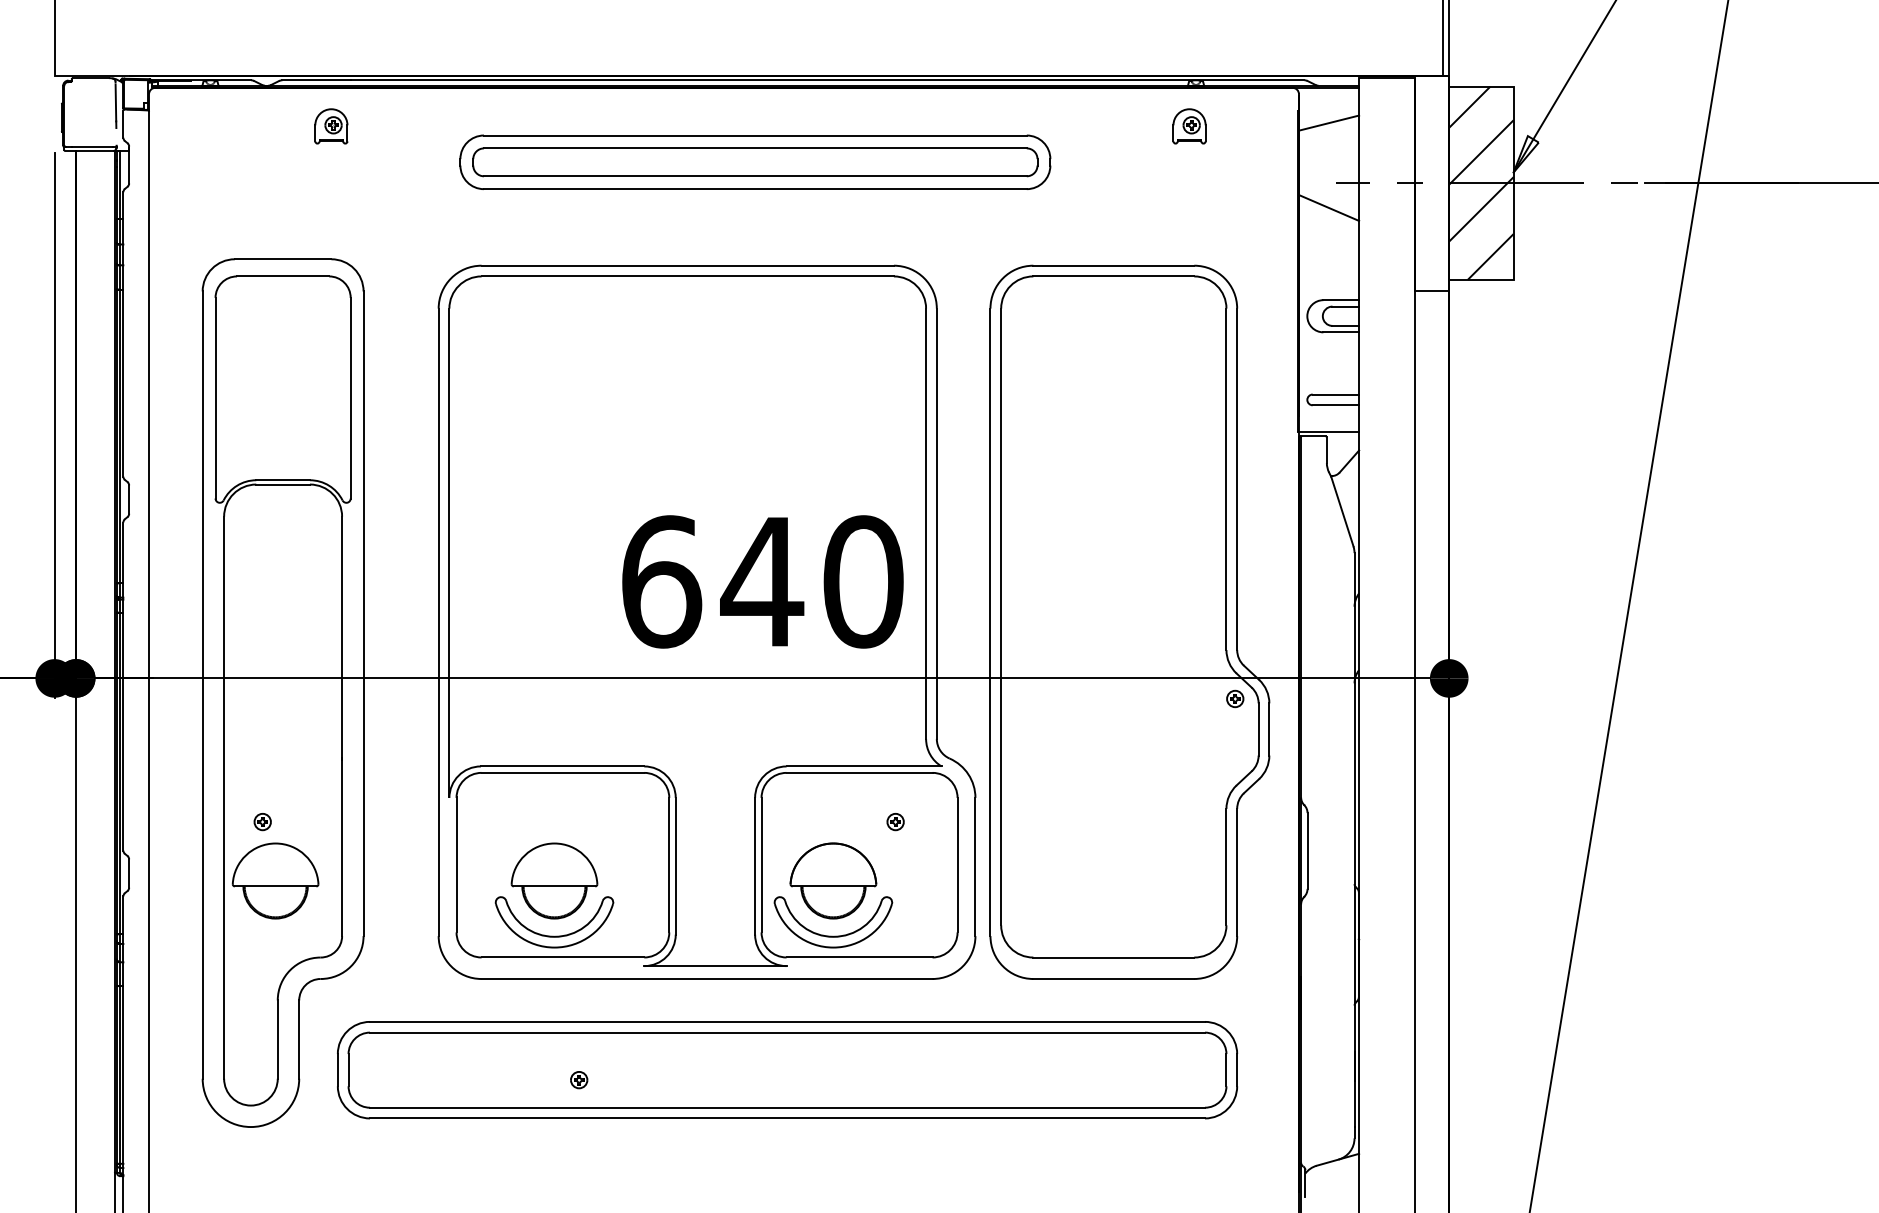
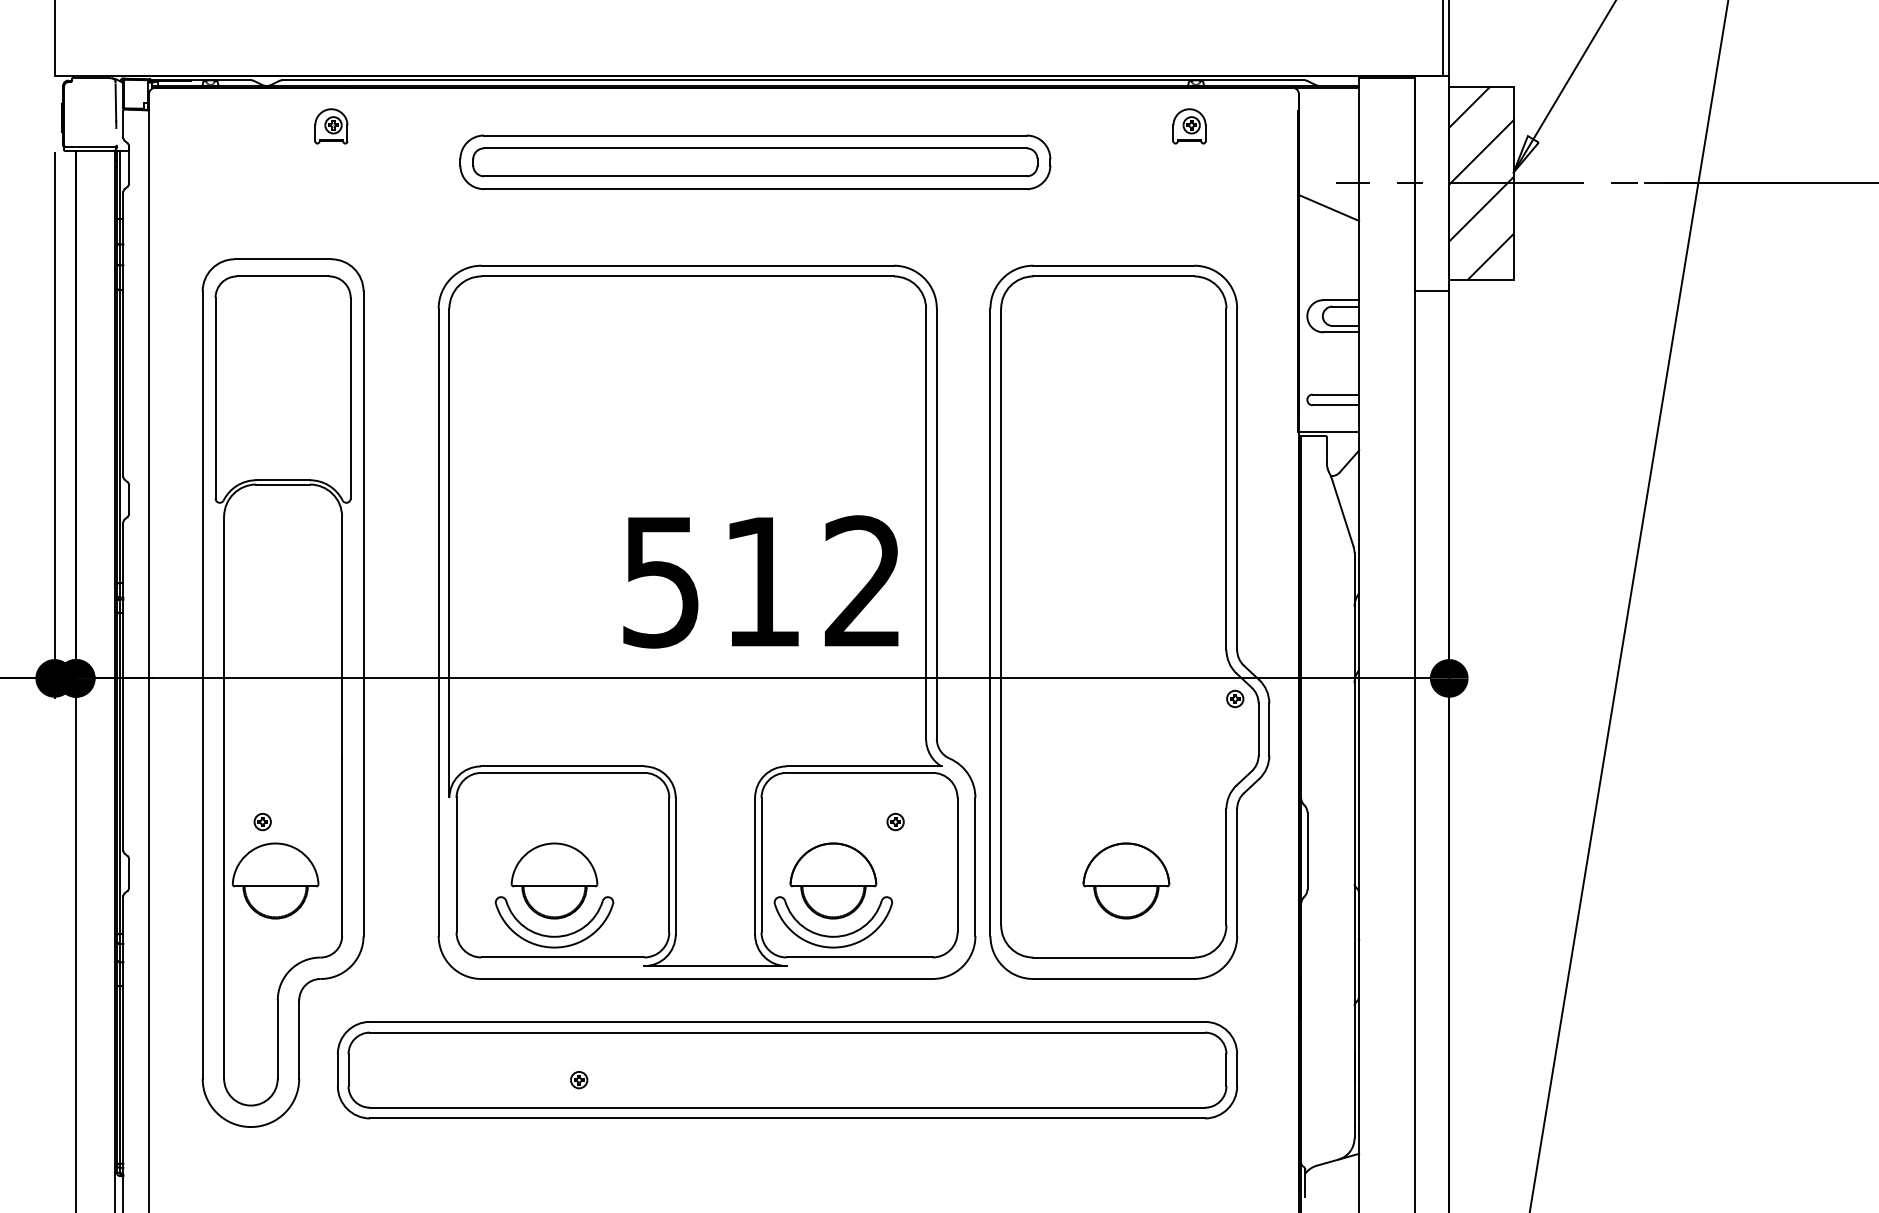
line: present -> none (1328, 122)
text: 640 -> 512 (762, 581)
part: none -> present (1126, 880)
